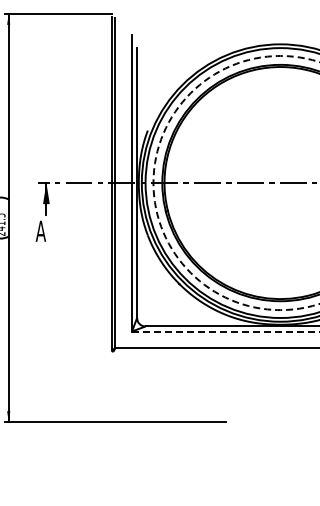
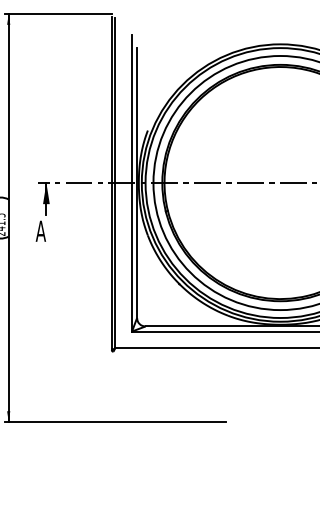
circle: dashed -> solid (236, 183)
line: dashed -> solid (226, 331)
